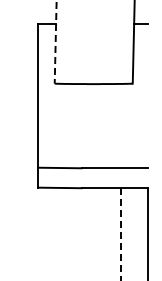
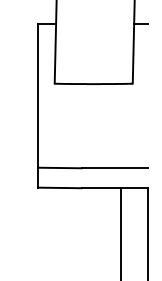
line: dashed -> solid (55, 42)
line: dashed -> solid (120, 234)
